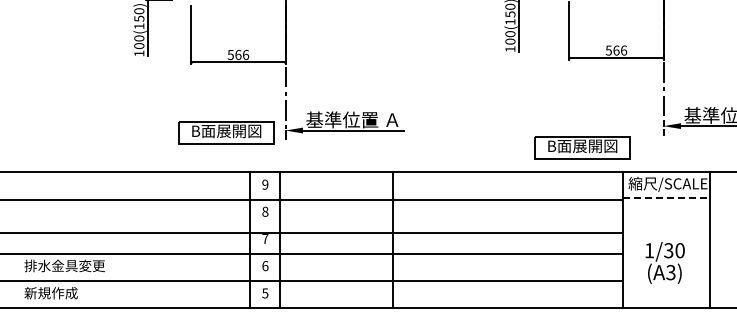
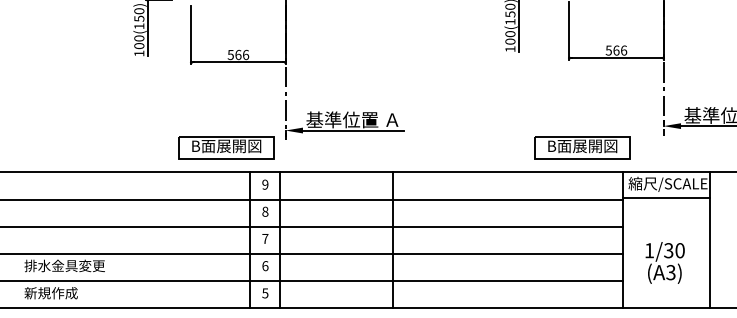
part position: (226, 132) -> (226, 147) (226, 147)
line: dashed -> solid (666, 198)
line position: (312, 232) -> (312, 226) (312, 226)
